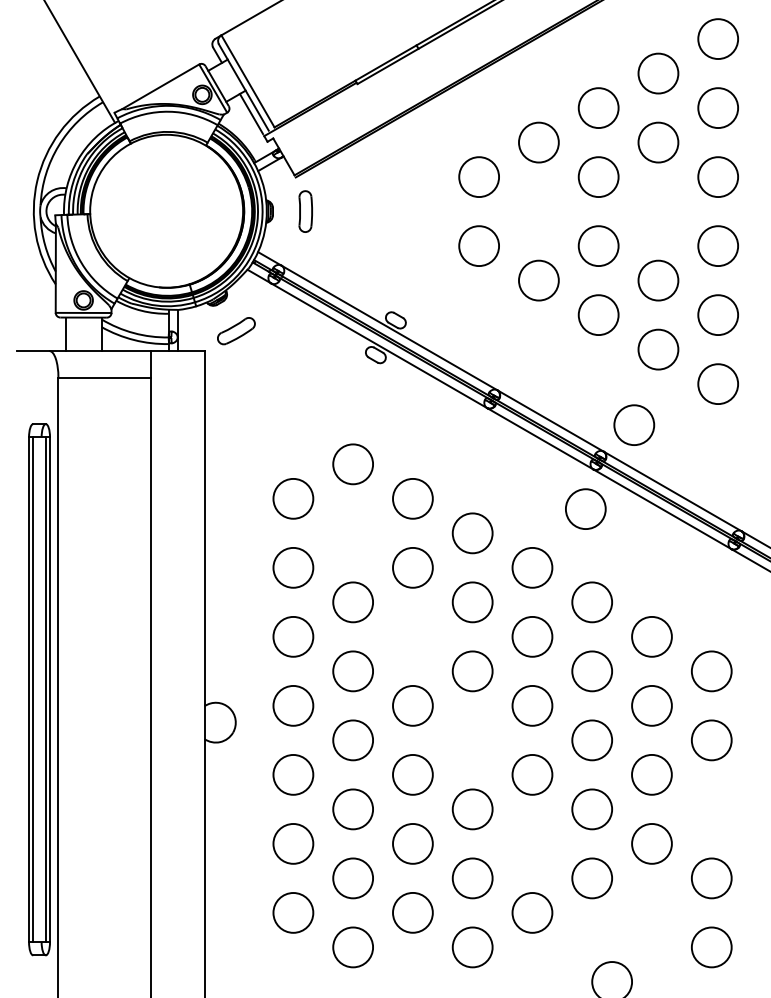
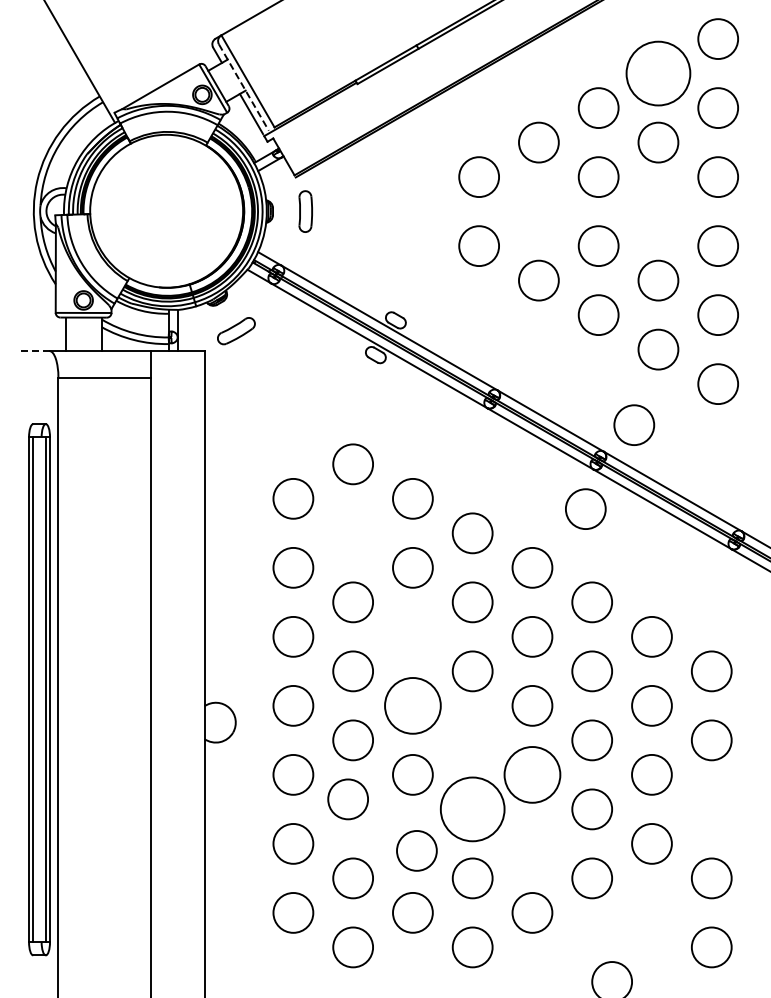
circle diameter: 40 px -> 64 px (658, 73)
line: solid -> dashed (243, 87)
line: solid -> dashed (32, 351)
circle diameter: 40 px -> 56 px (412, 705)
circle diameter: 40 px -> 56 px (532, 774)
circle position: (352, 809) -> (347, 799) (347, 799)
circle diameter: 40 px -> 64 px (472, 809)
circle position: (412, 843) -> (416, 850) (416, 850)
